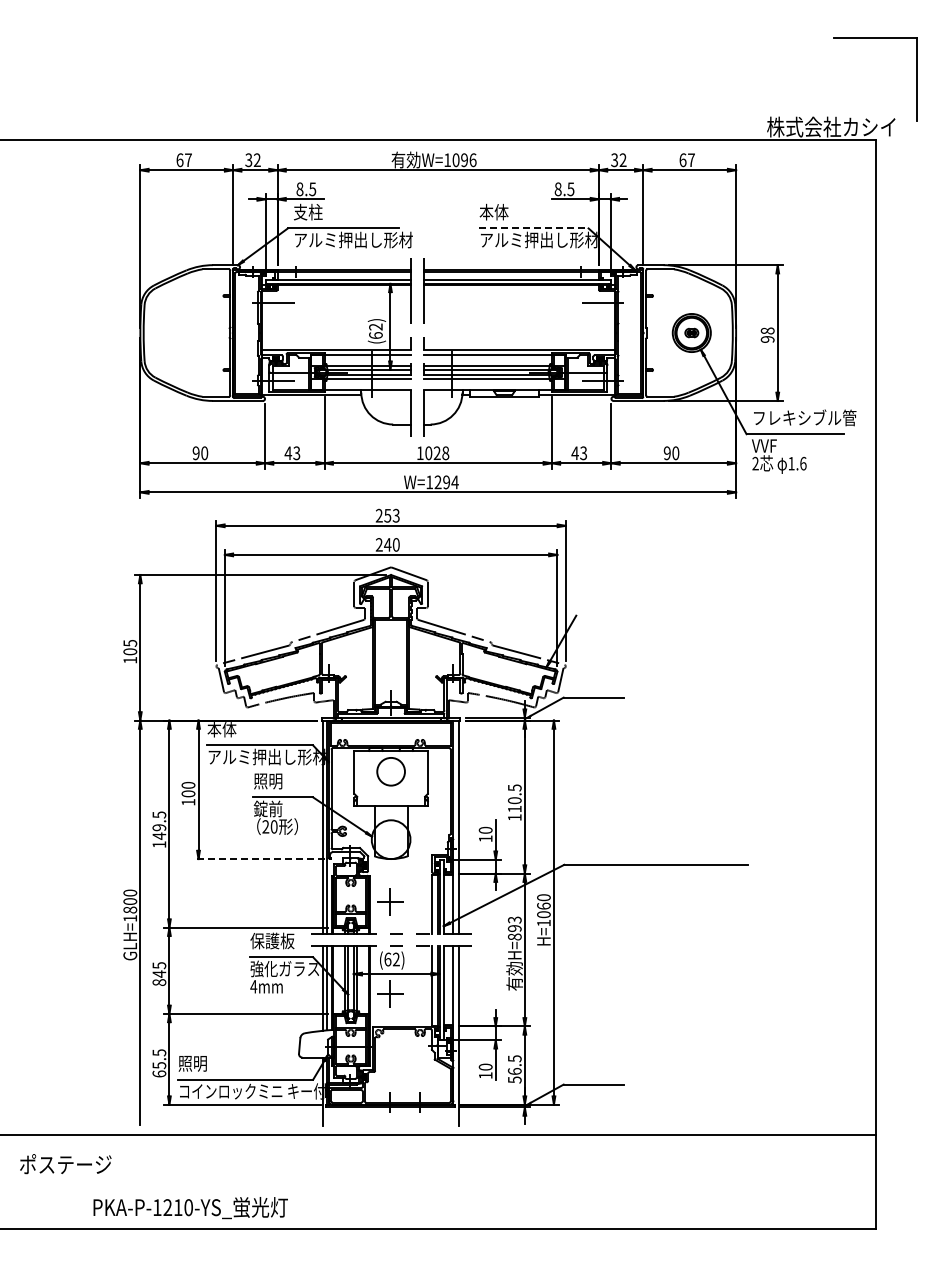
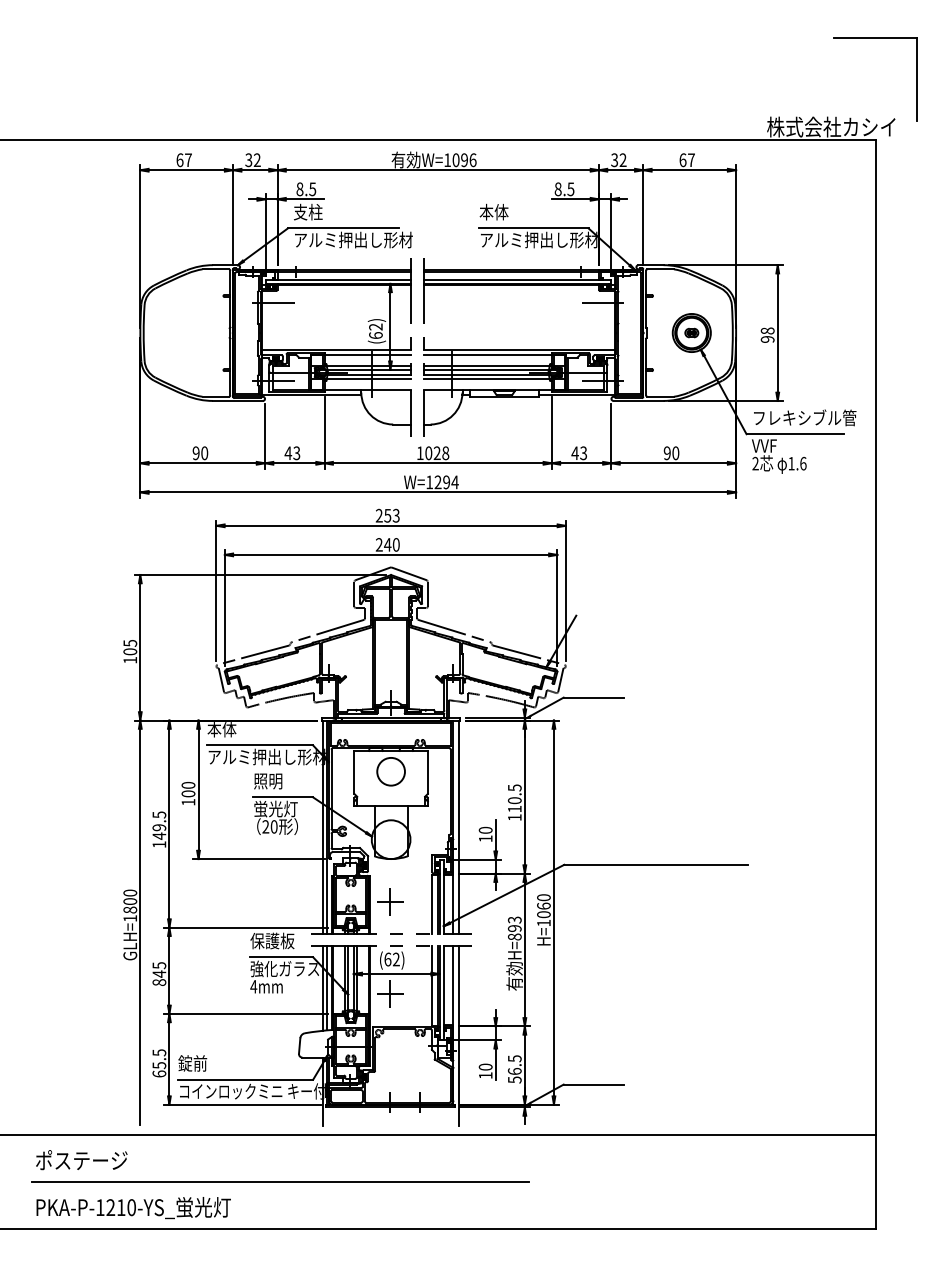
line: dashed -> solid (533, 228)
text: 錠前 -> 蛍光灯 (275, 808)
line: dashed -> solid (259, 859)
text: 照明 -> 錠前 (192, 1063)
text position: (65, 1164) -> (81, 1160) (81, 1160)
line: none -> present (280, 1182)
text position: (190, 1208) -> (133, 1208) (133, 1208)
